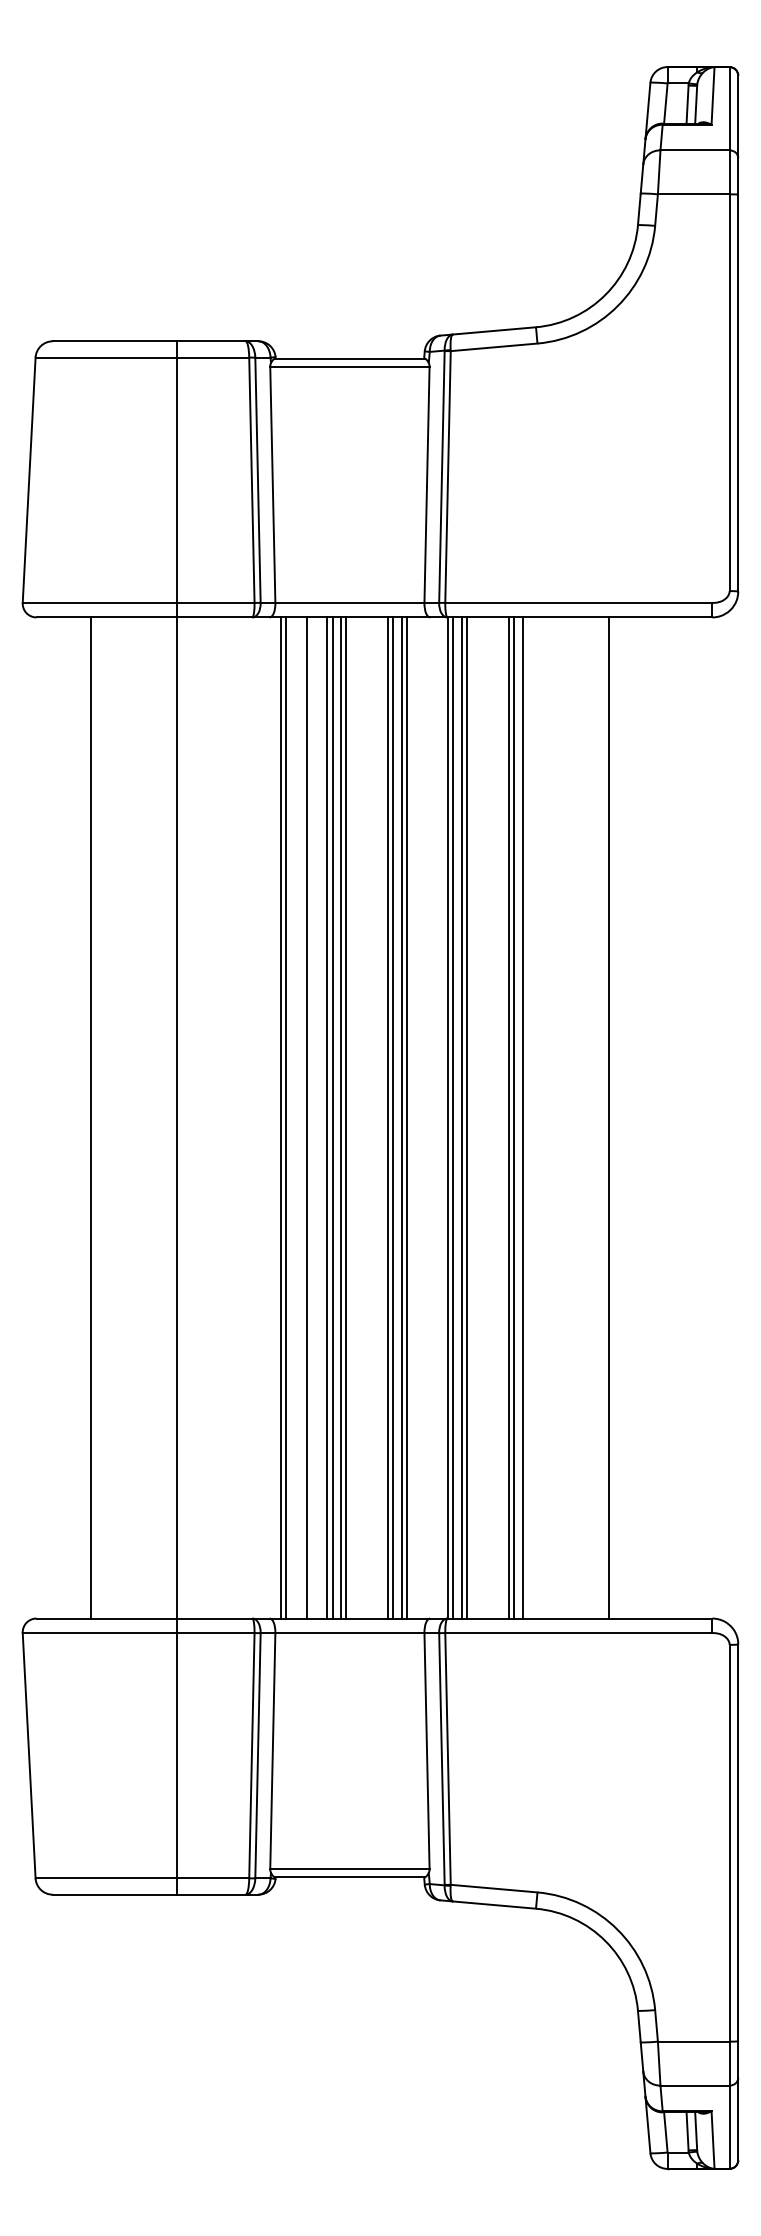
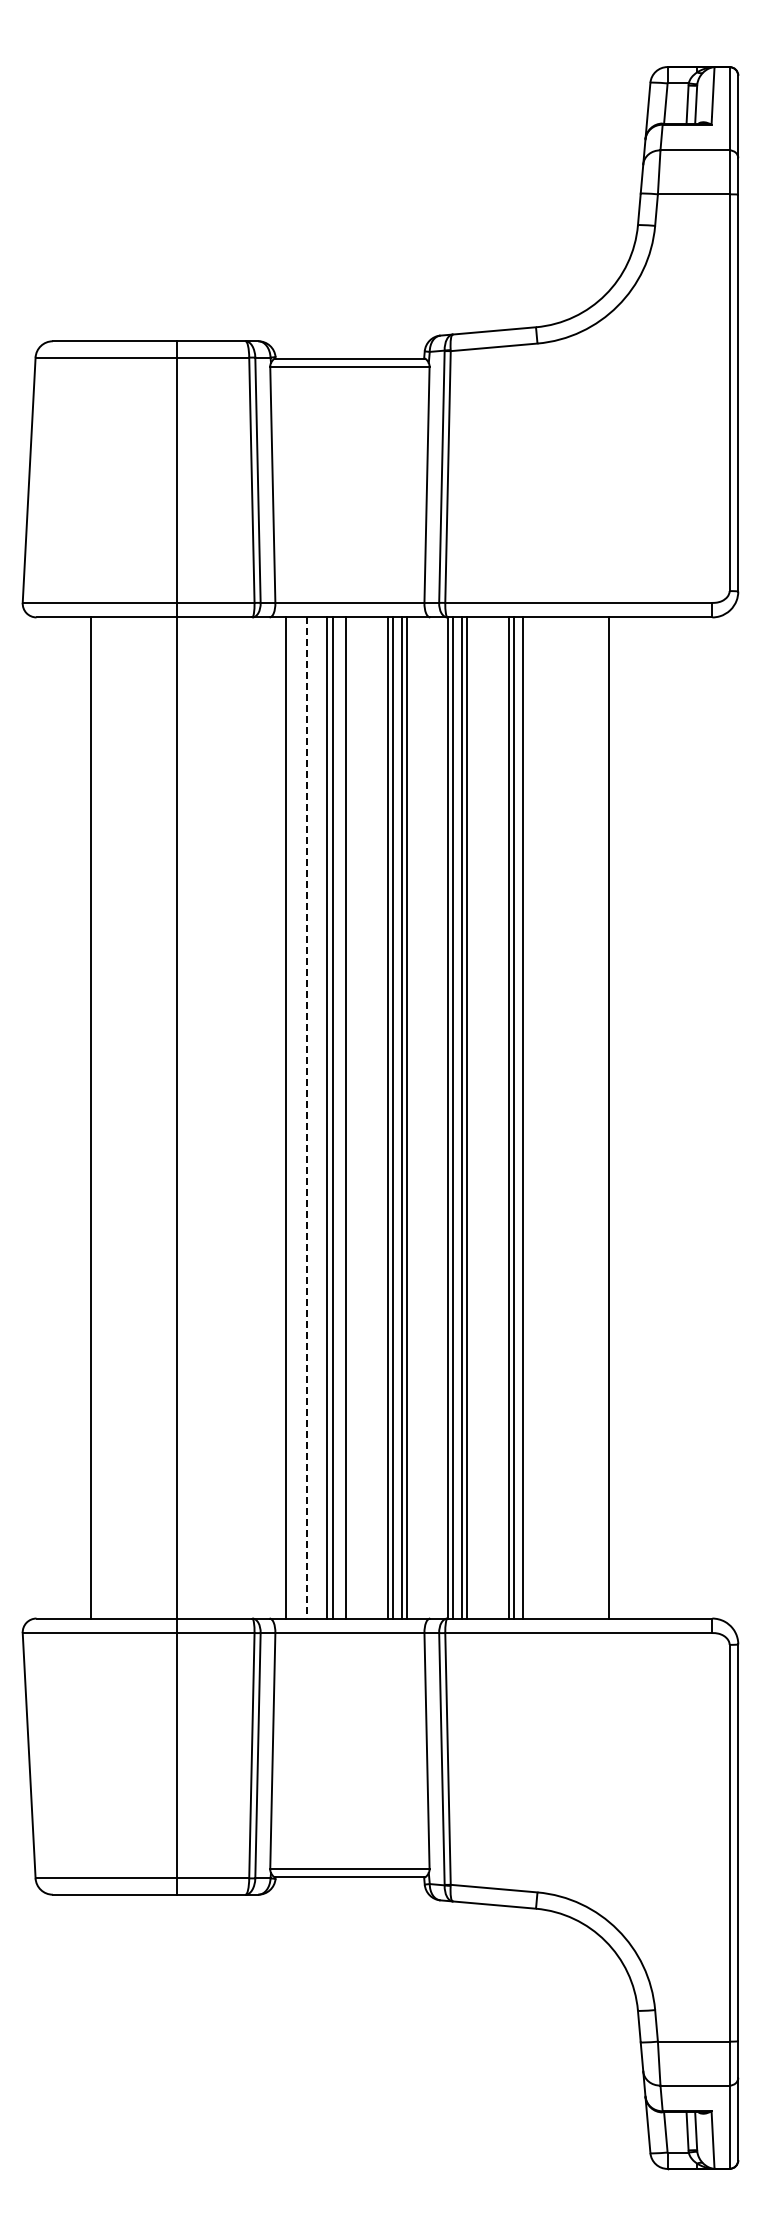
line: present -> none (280, 1117)
line: present -> none (341, 1117)
line: solid -> dashed (306, 1118)
